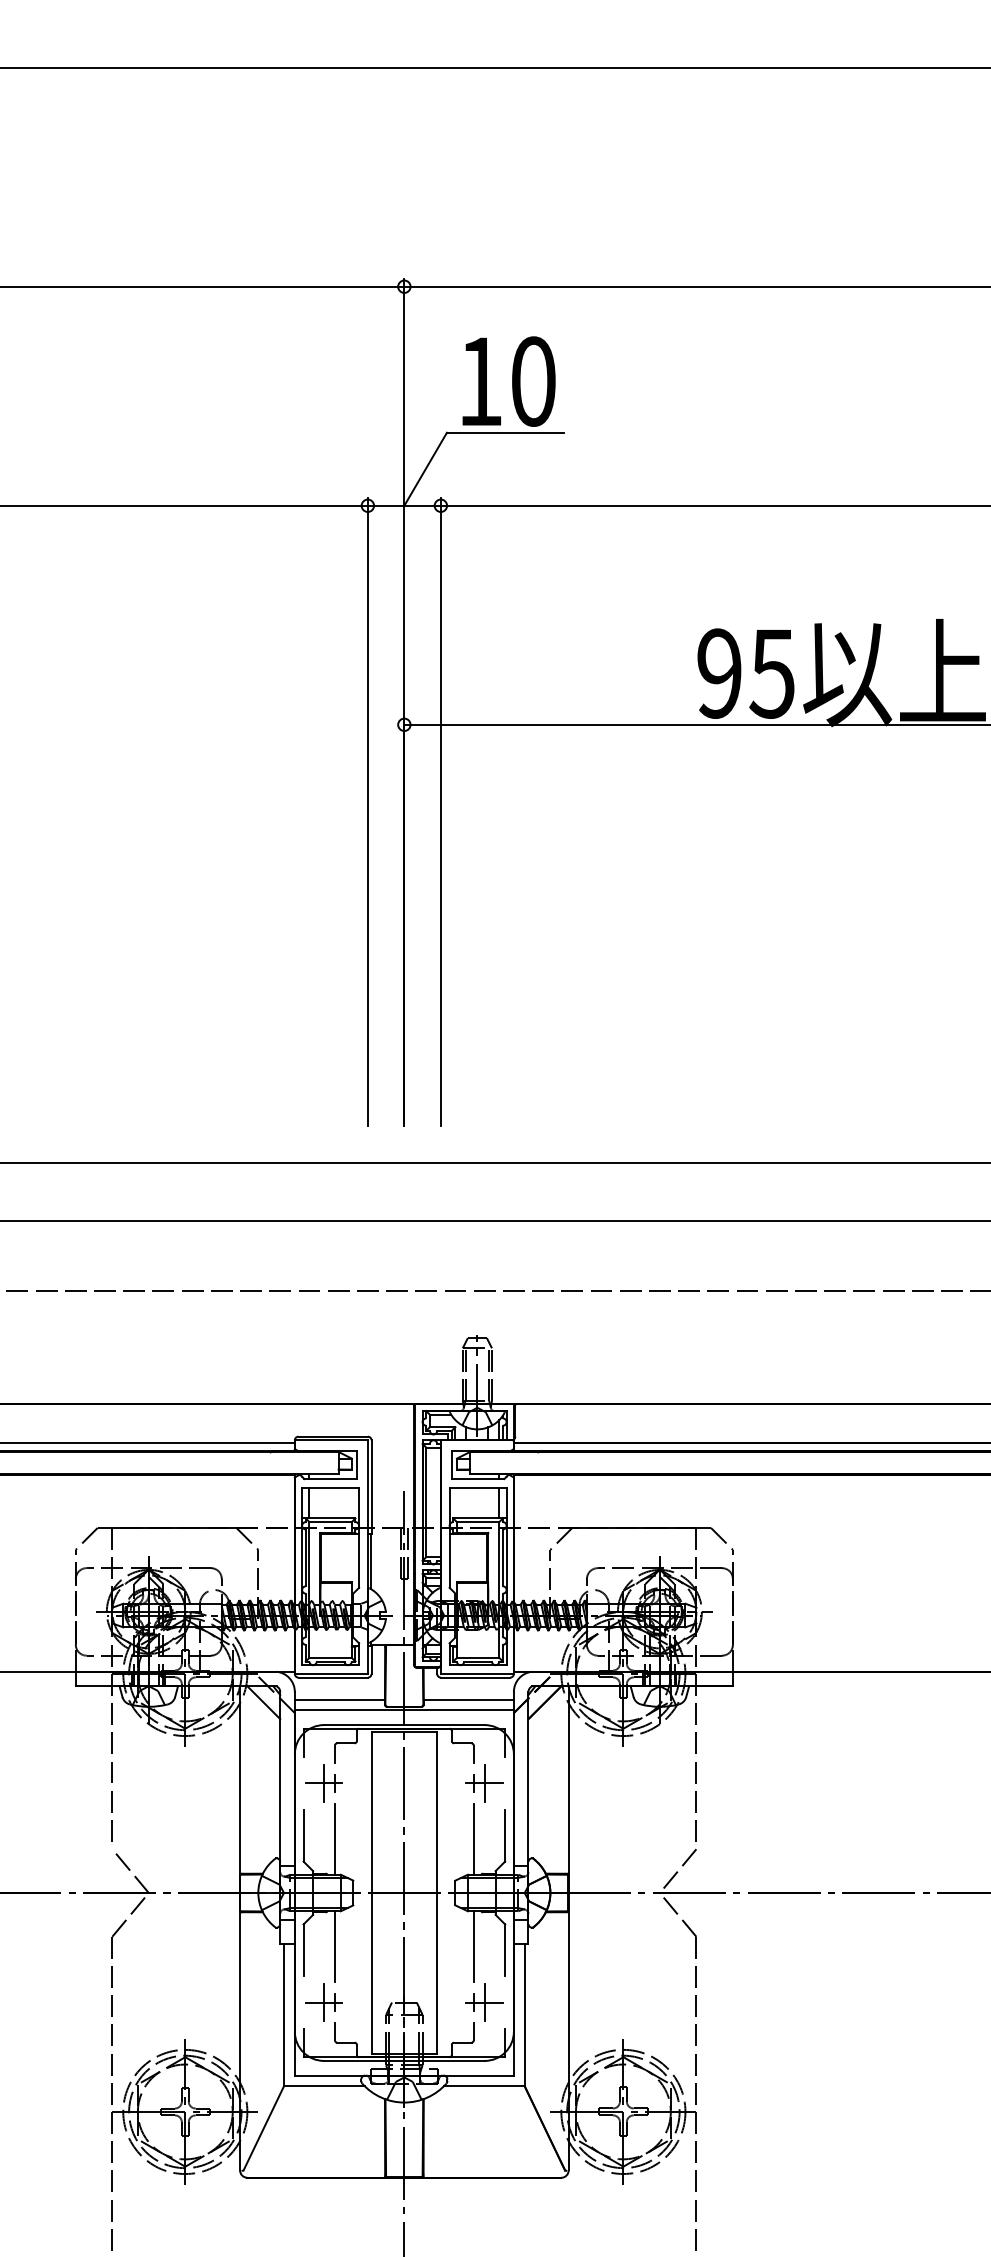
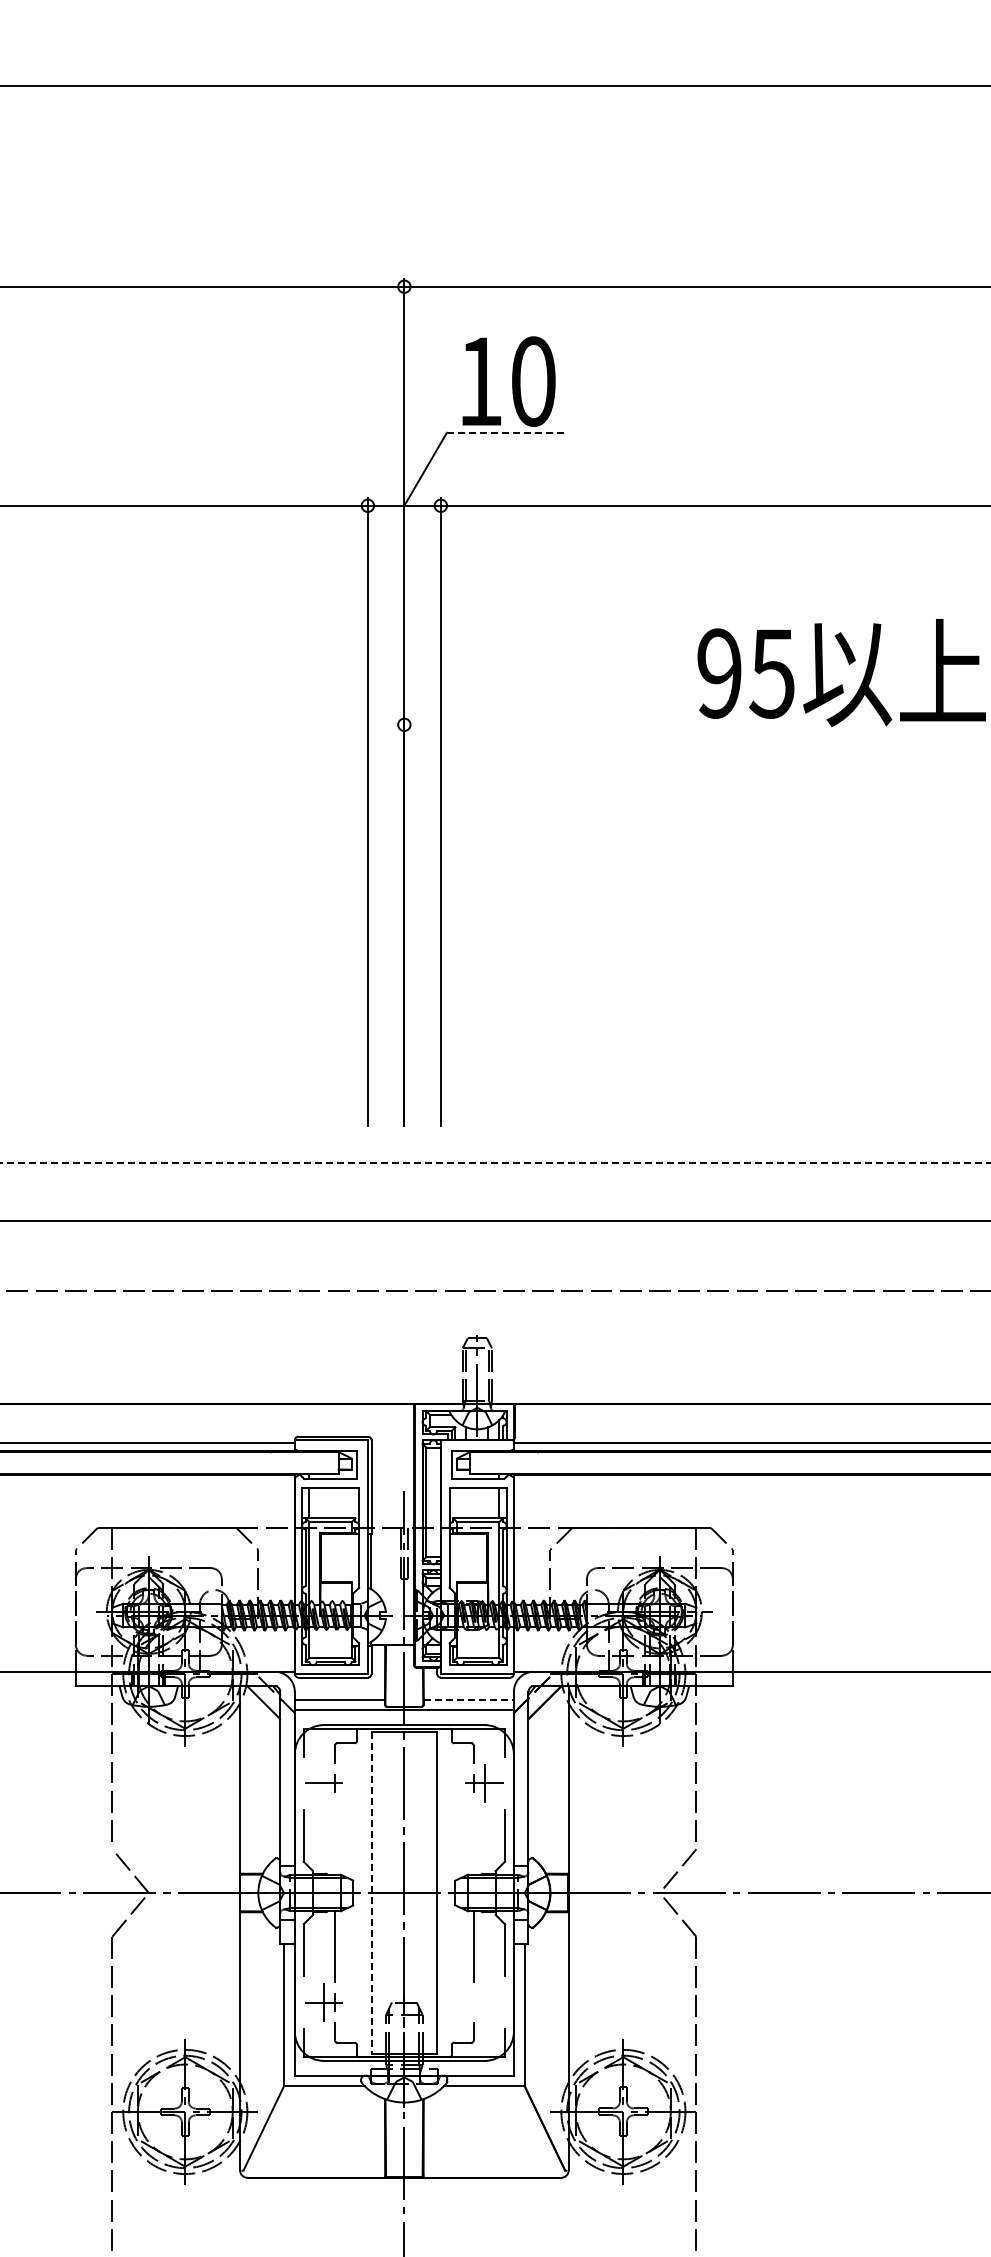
line position: (494, 67) -> (494, 85) (494, 85)
line: solid -> dashed (505, 432)
line: present -> none (695, 724)
line: solid -> dashed (495, 1162)
line: solid -> dashed (469, 1699)
line: present -> none (324, 1783)
line: present -> none (335, 1839)
line: present -> none (473, 1839)
line: solid -> dashed (371, 1893)
part: present -> none (484, 2002)
